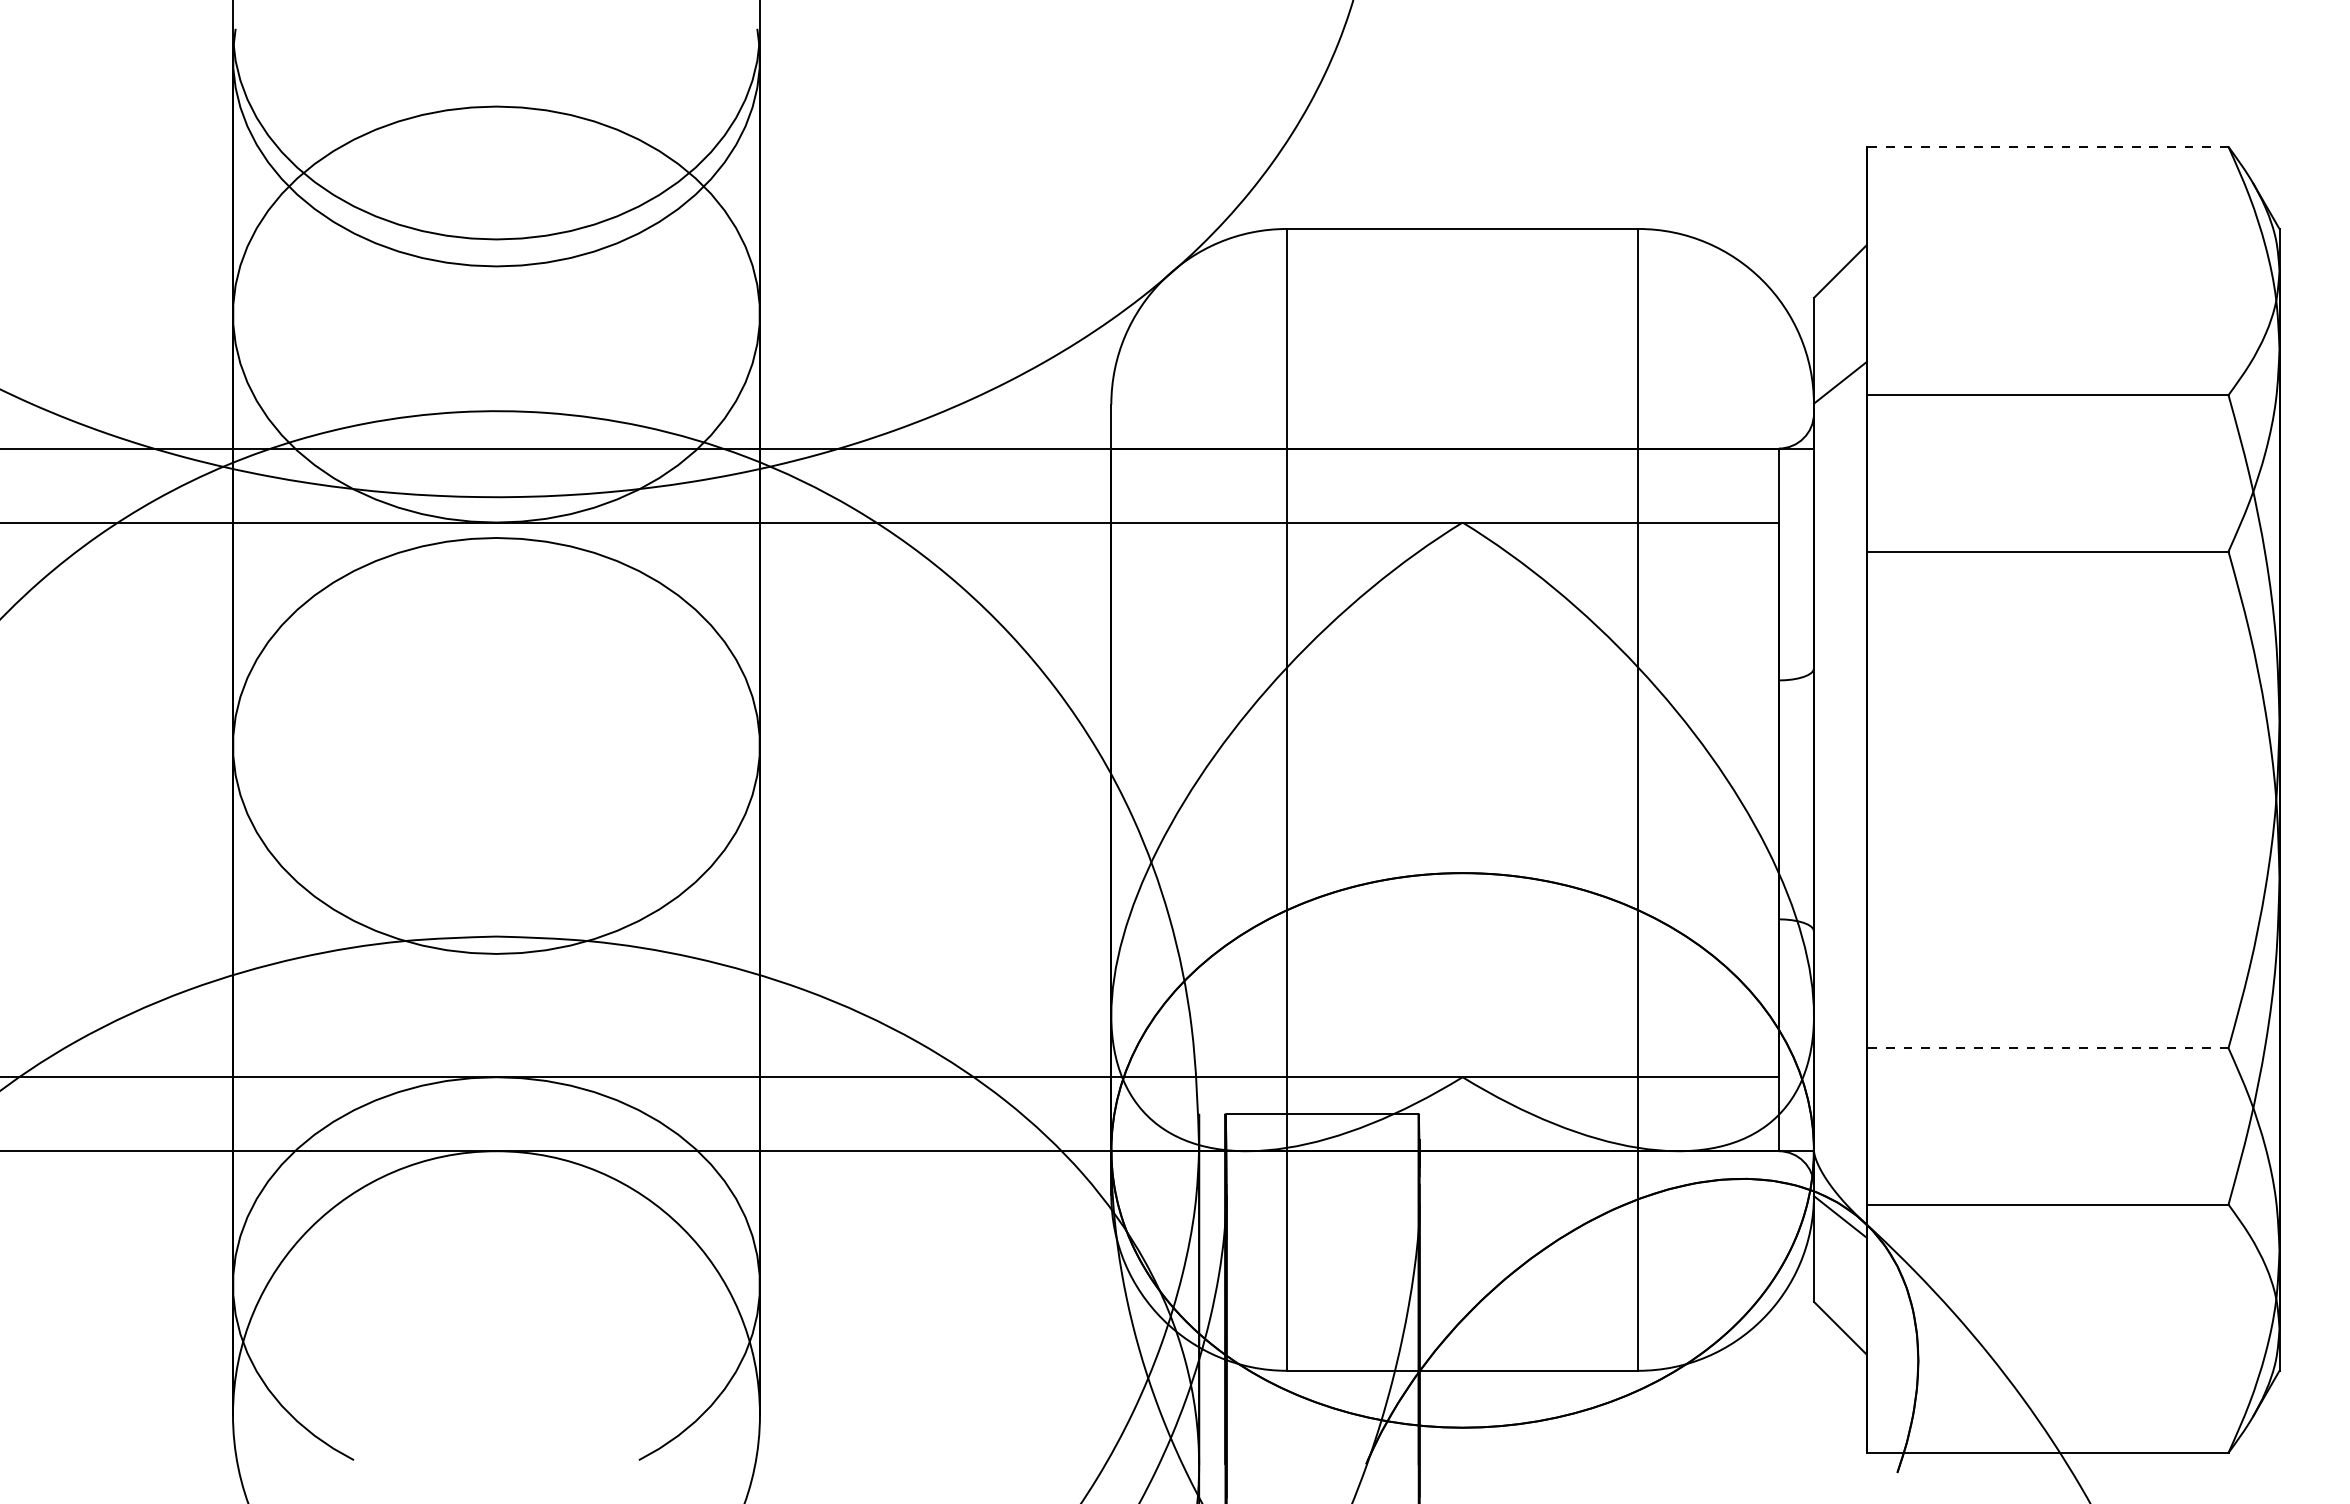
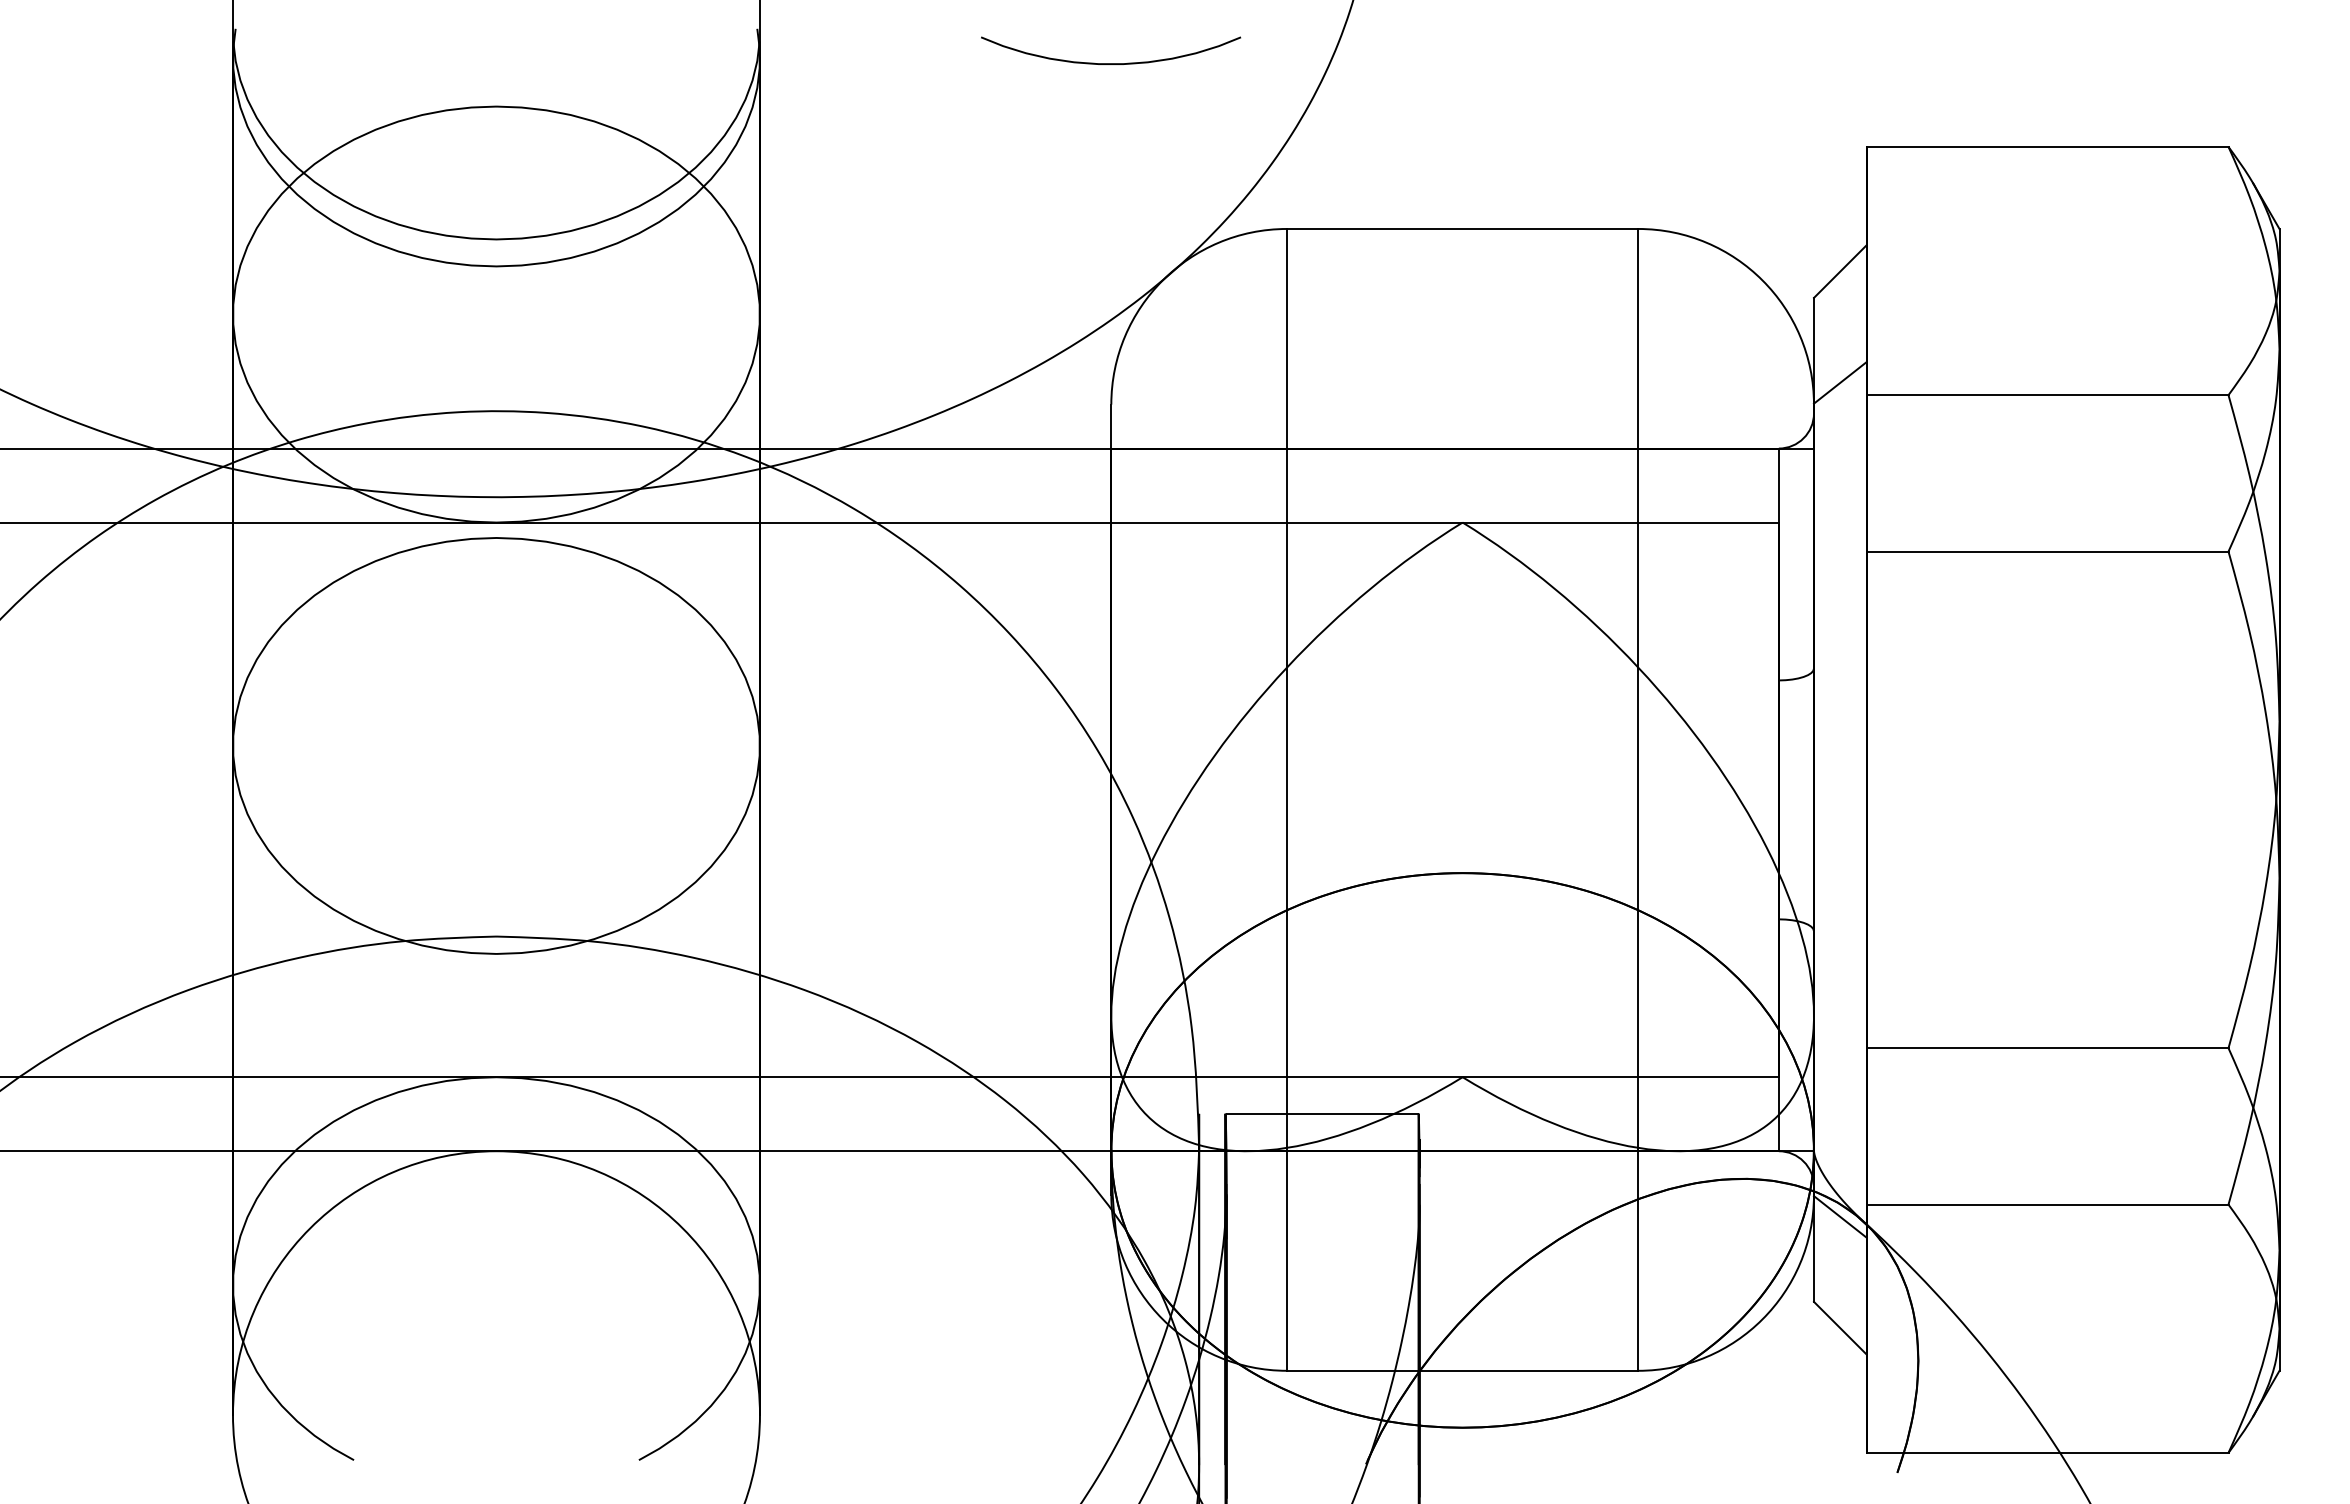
curve: none -> present (1111, 63)
line: dashed -> solid (2047, 146)
line: dashed -> solid (2047, 1048)
